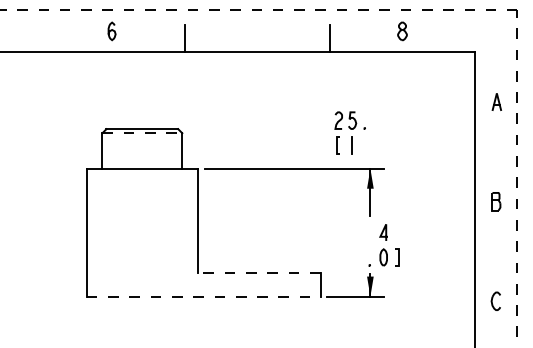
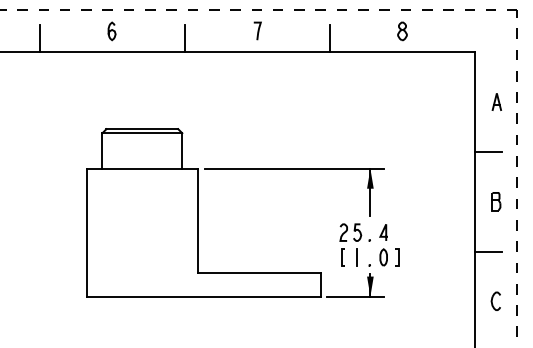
curve: none -> present (257, 30)
line: none -> present (39, 38)
part position: (349, 132) -> (354, 244) (354, 244)
line: dashed -> solid (142, 133)
line: none -> present (488, 151)
line: none -> present (488, 251)
line: dashed -> solid (258, 272)
line: dashed -> solid (203, 296)
